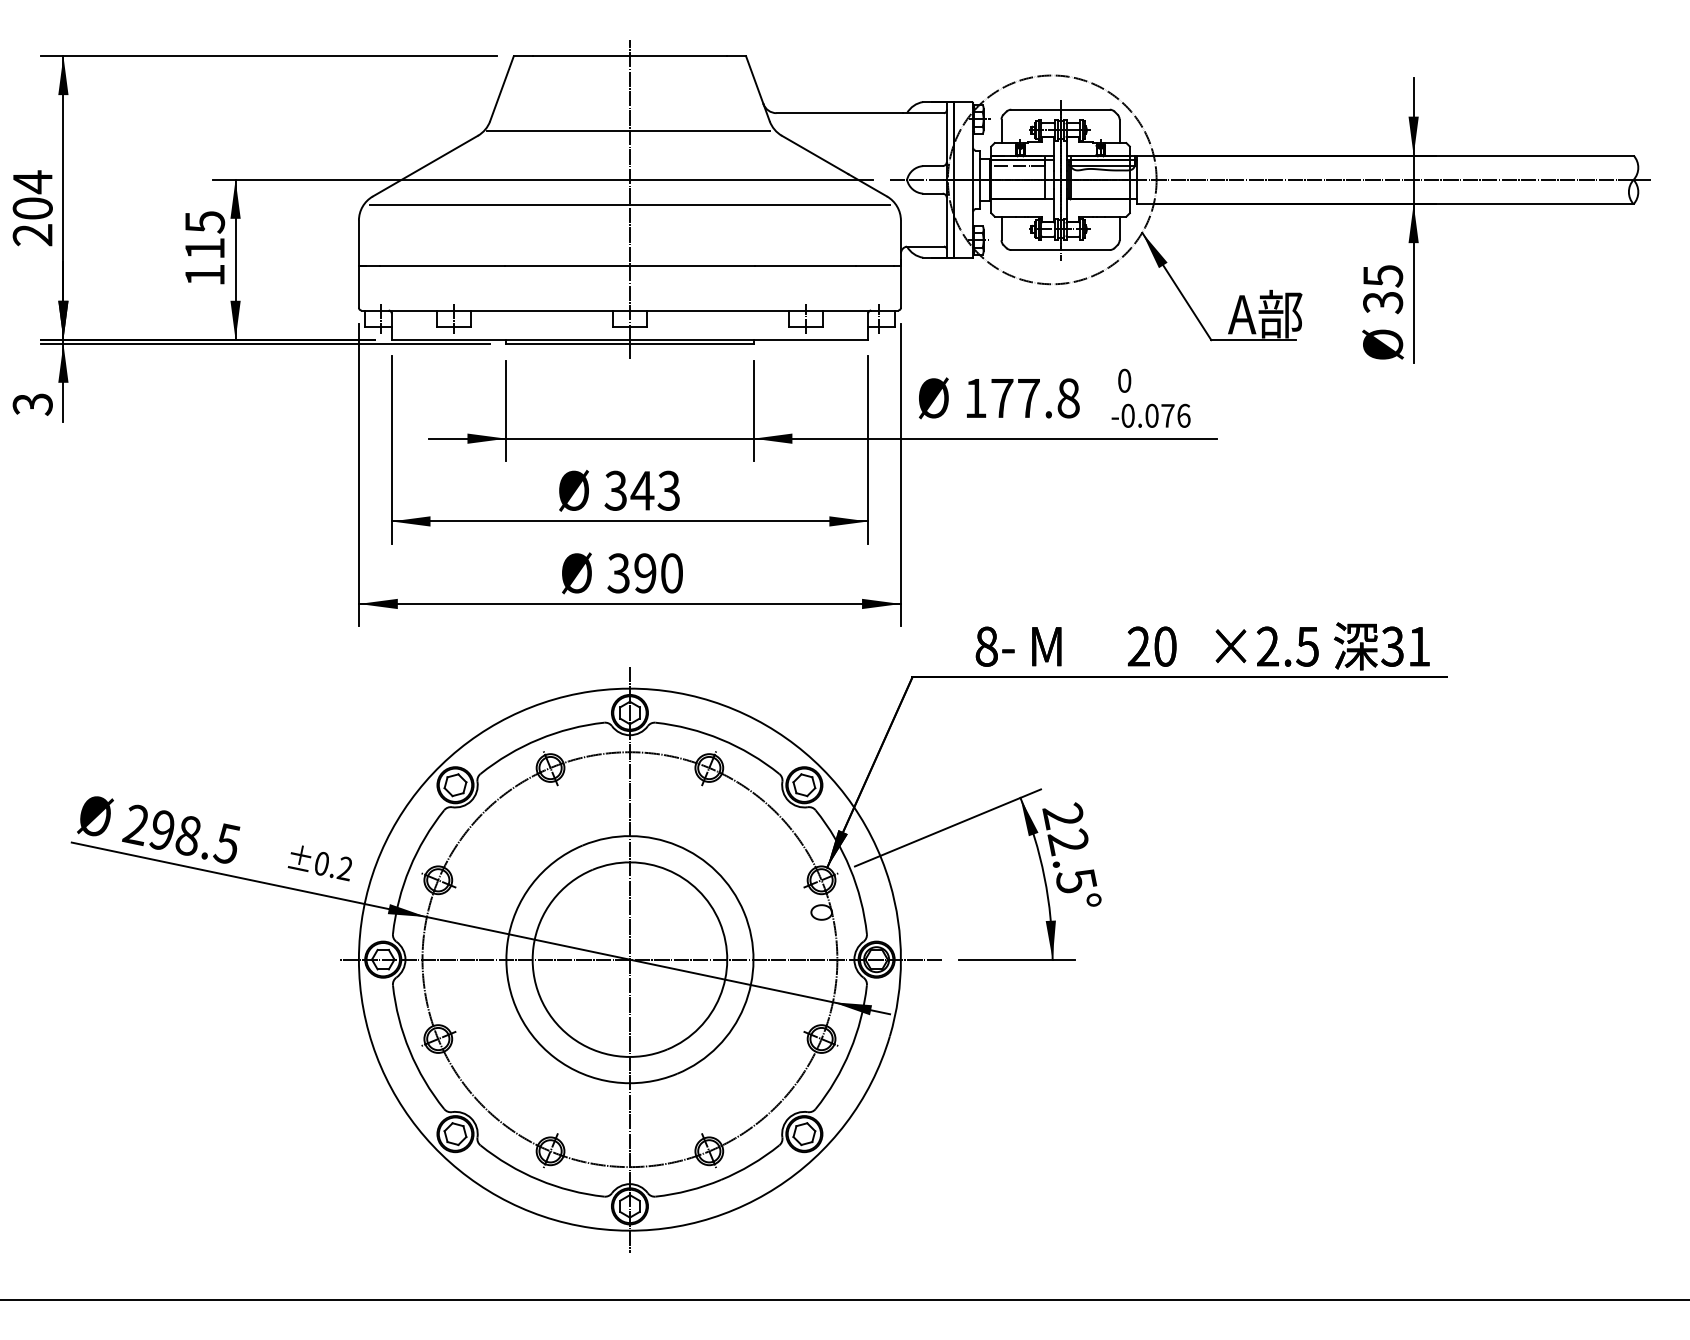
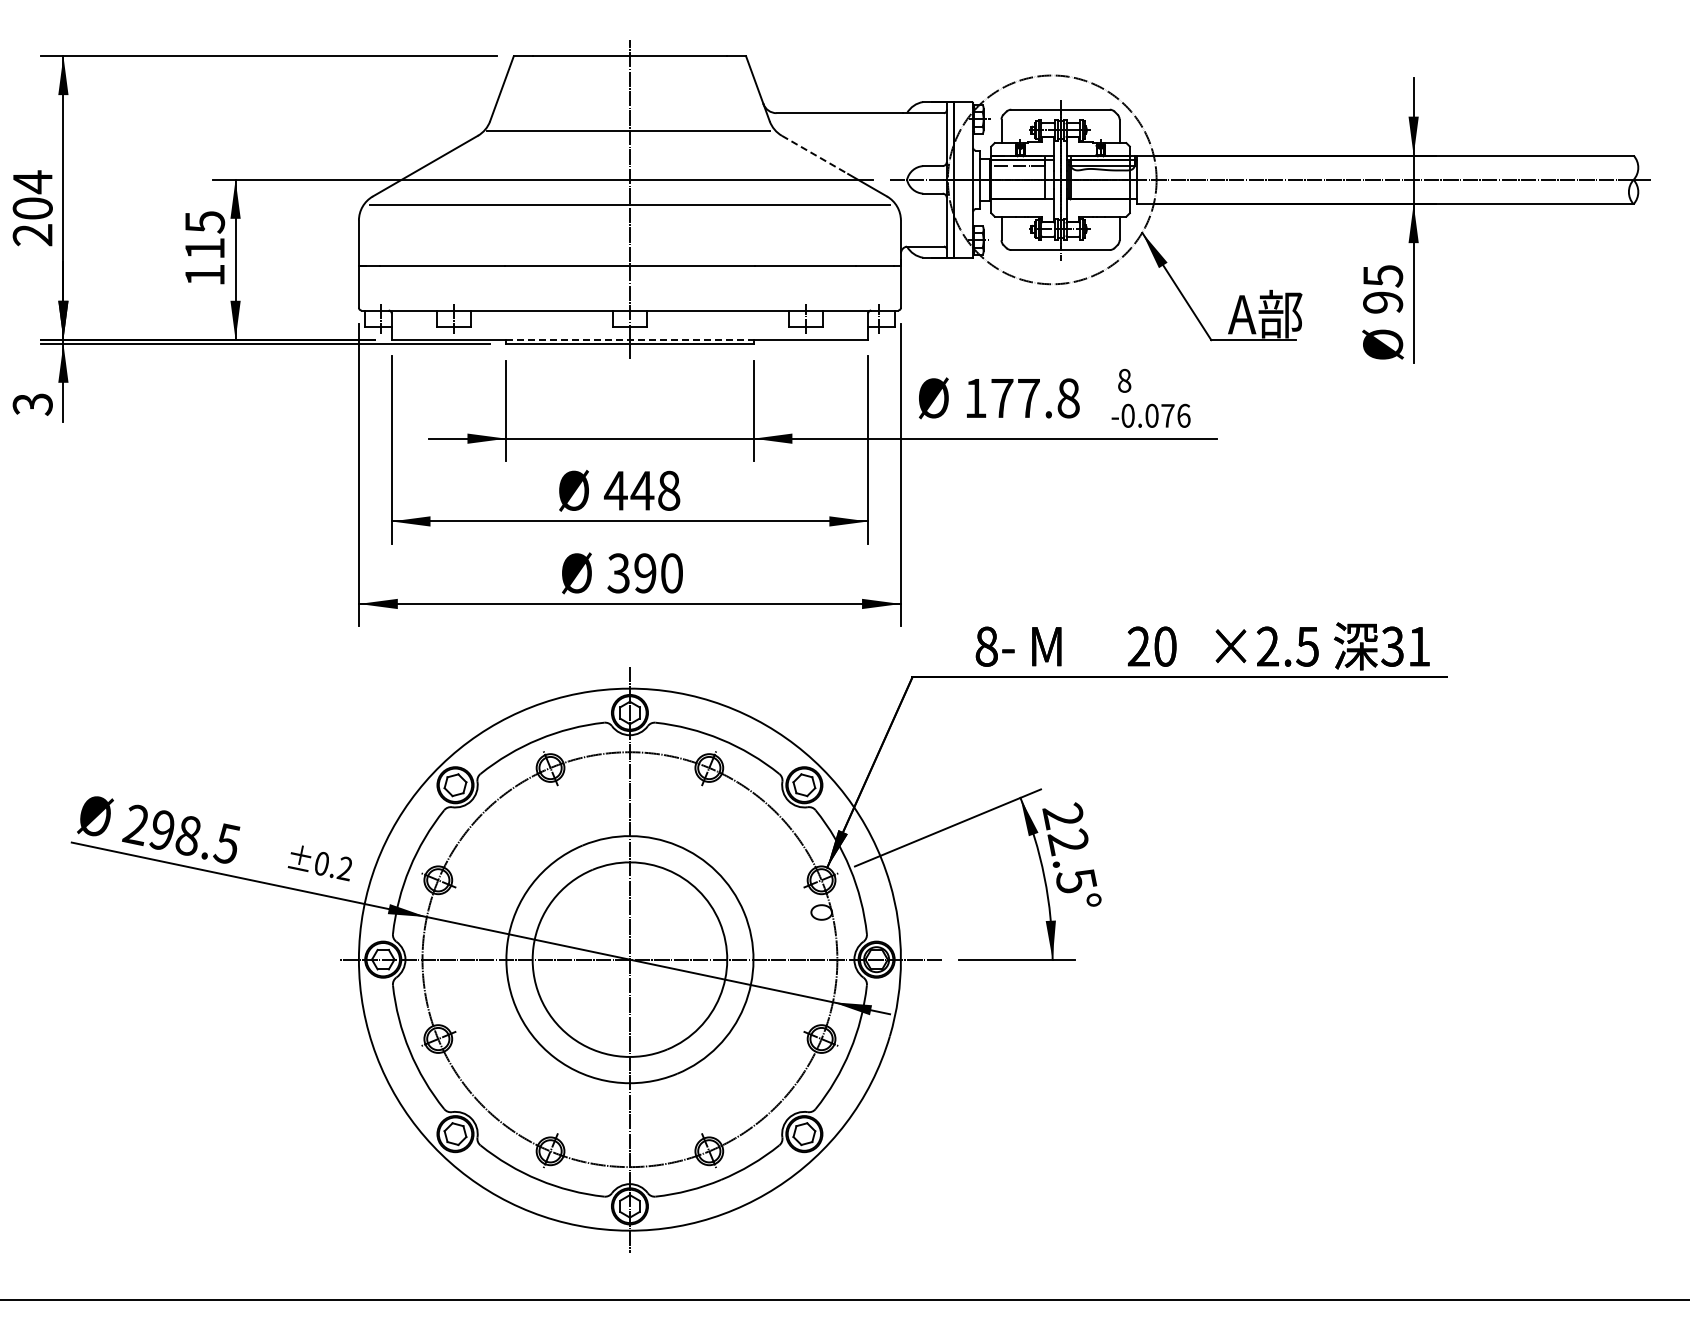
line: solid -> dashed (815, 155)
text: 35 -> 95 (1383, 302)
line: solid -> dashed (629, 339)
text: 0 -> 8 (1124, 380)
text: 343 -> 448 (641, 490)
